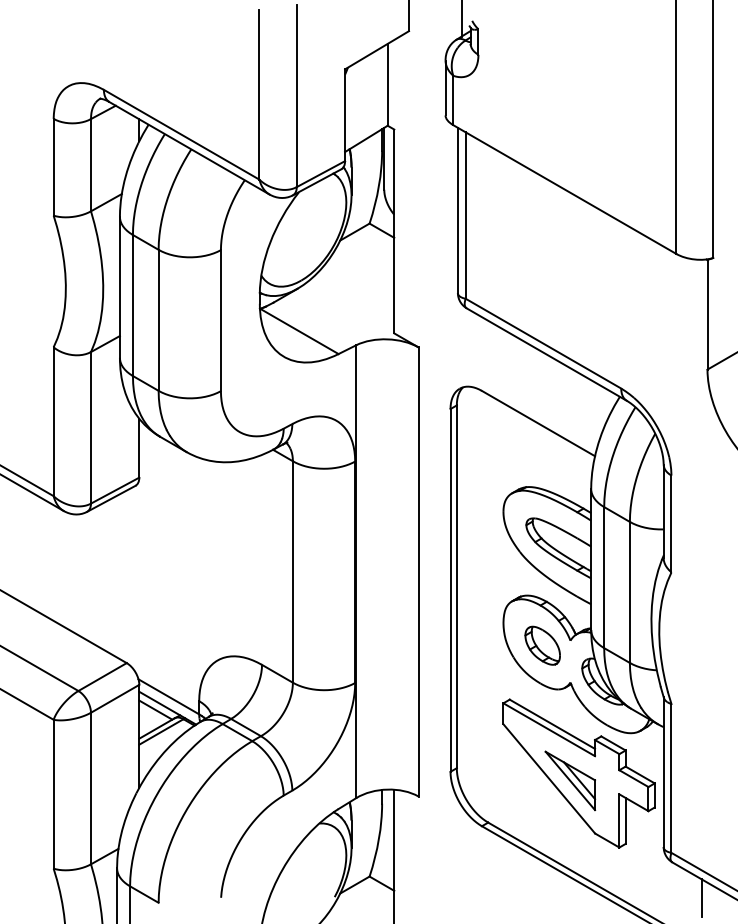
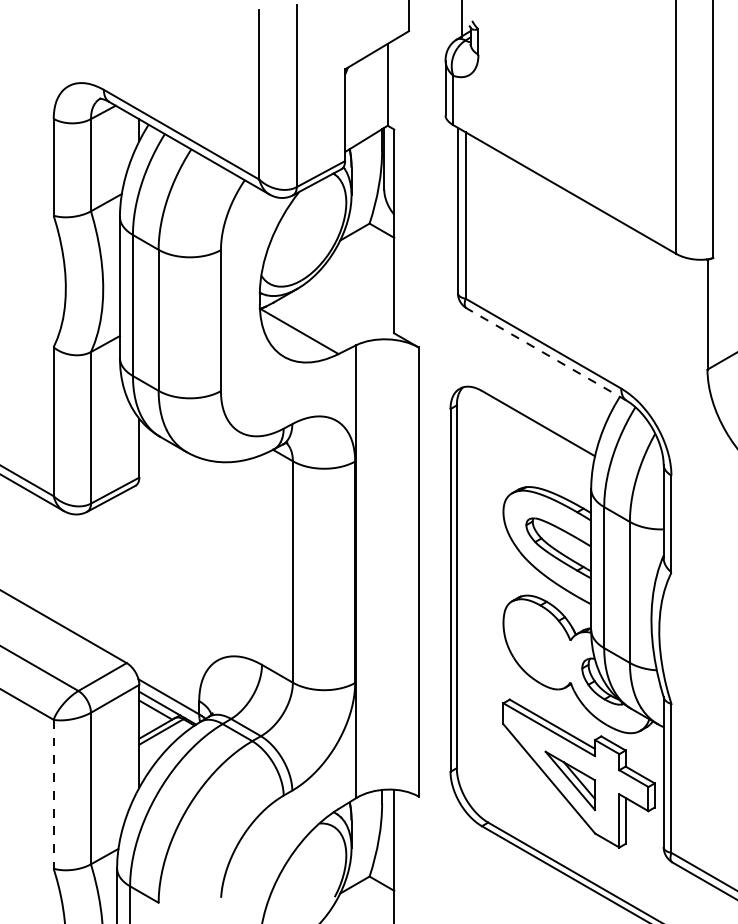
line: solid -> dashed (546, 354)
part: present -> none (542, 645)
line: solid -> dashed (53, 794)
line: present -> none (701, 897)
